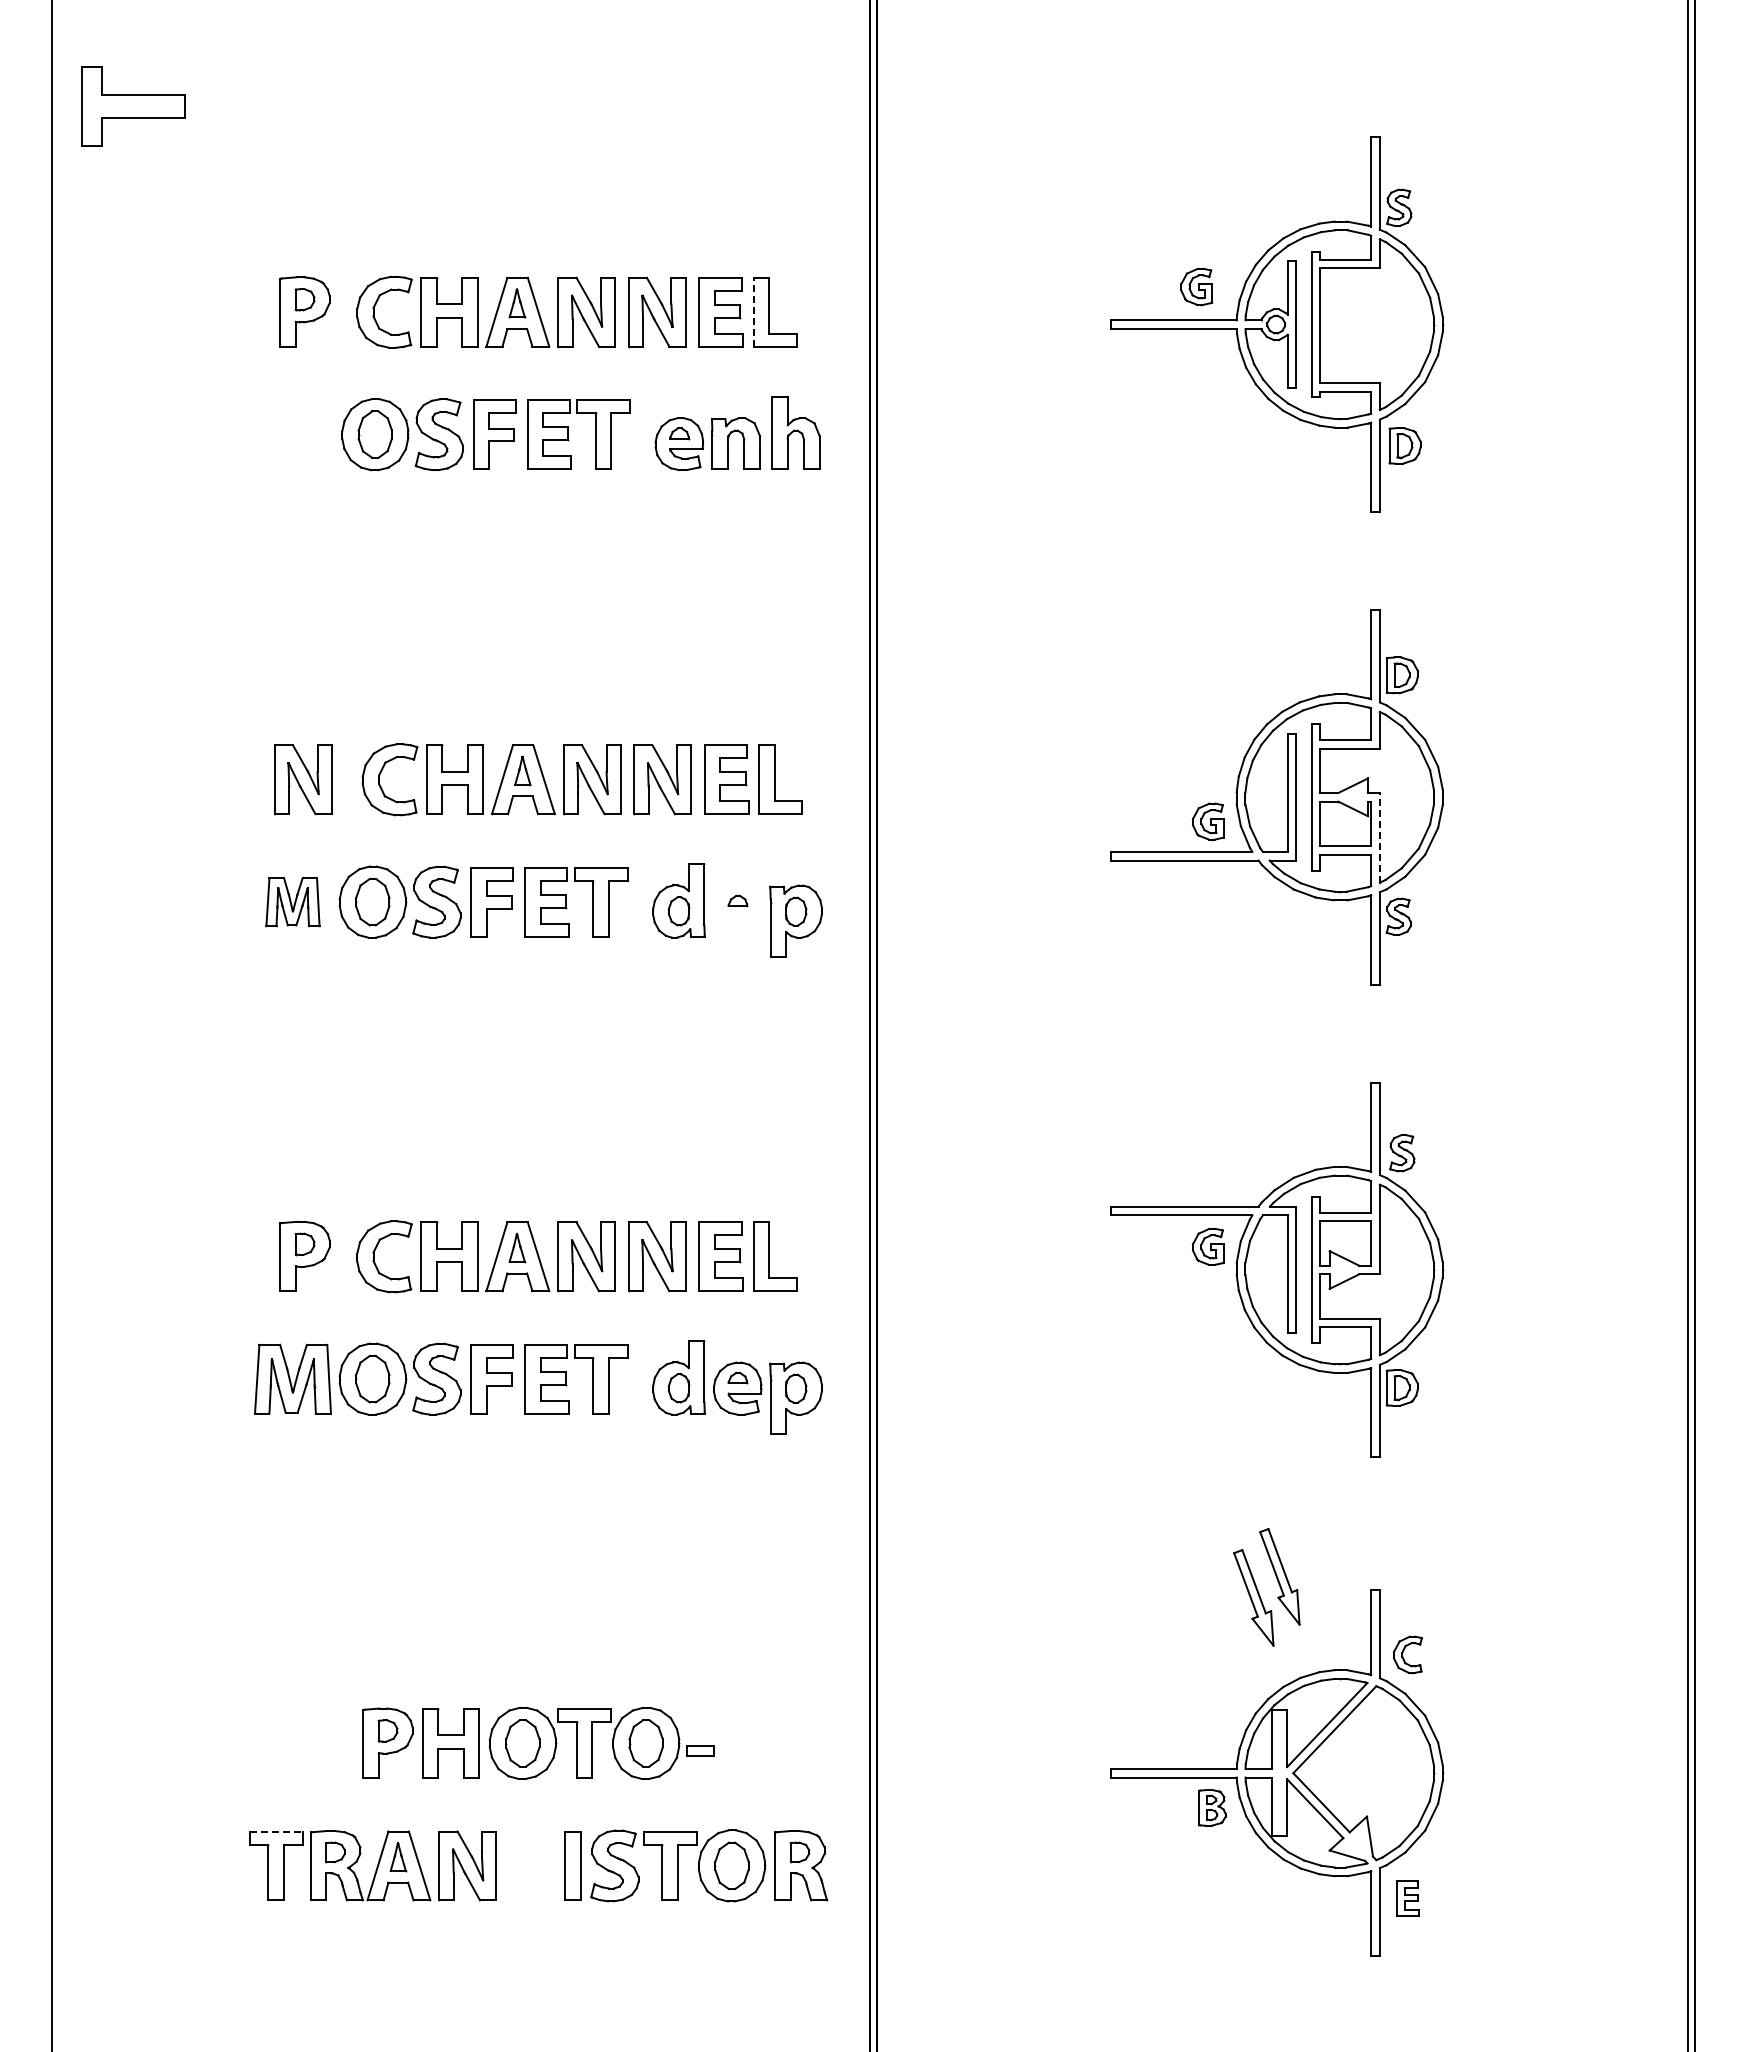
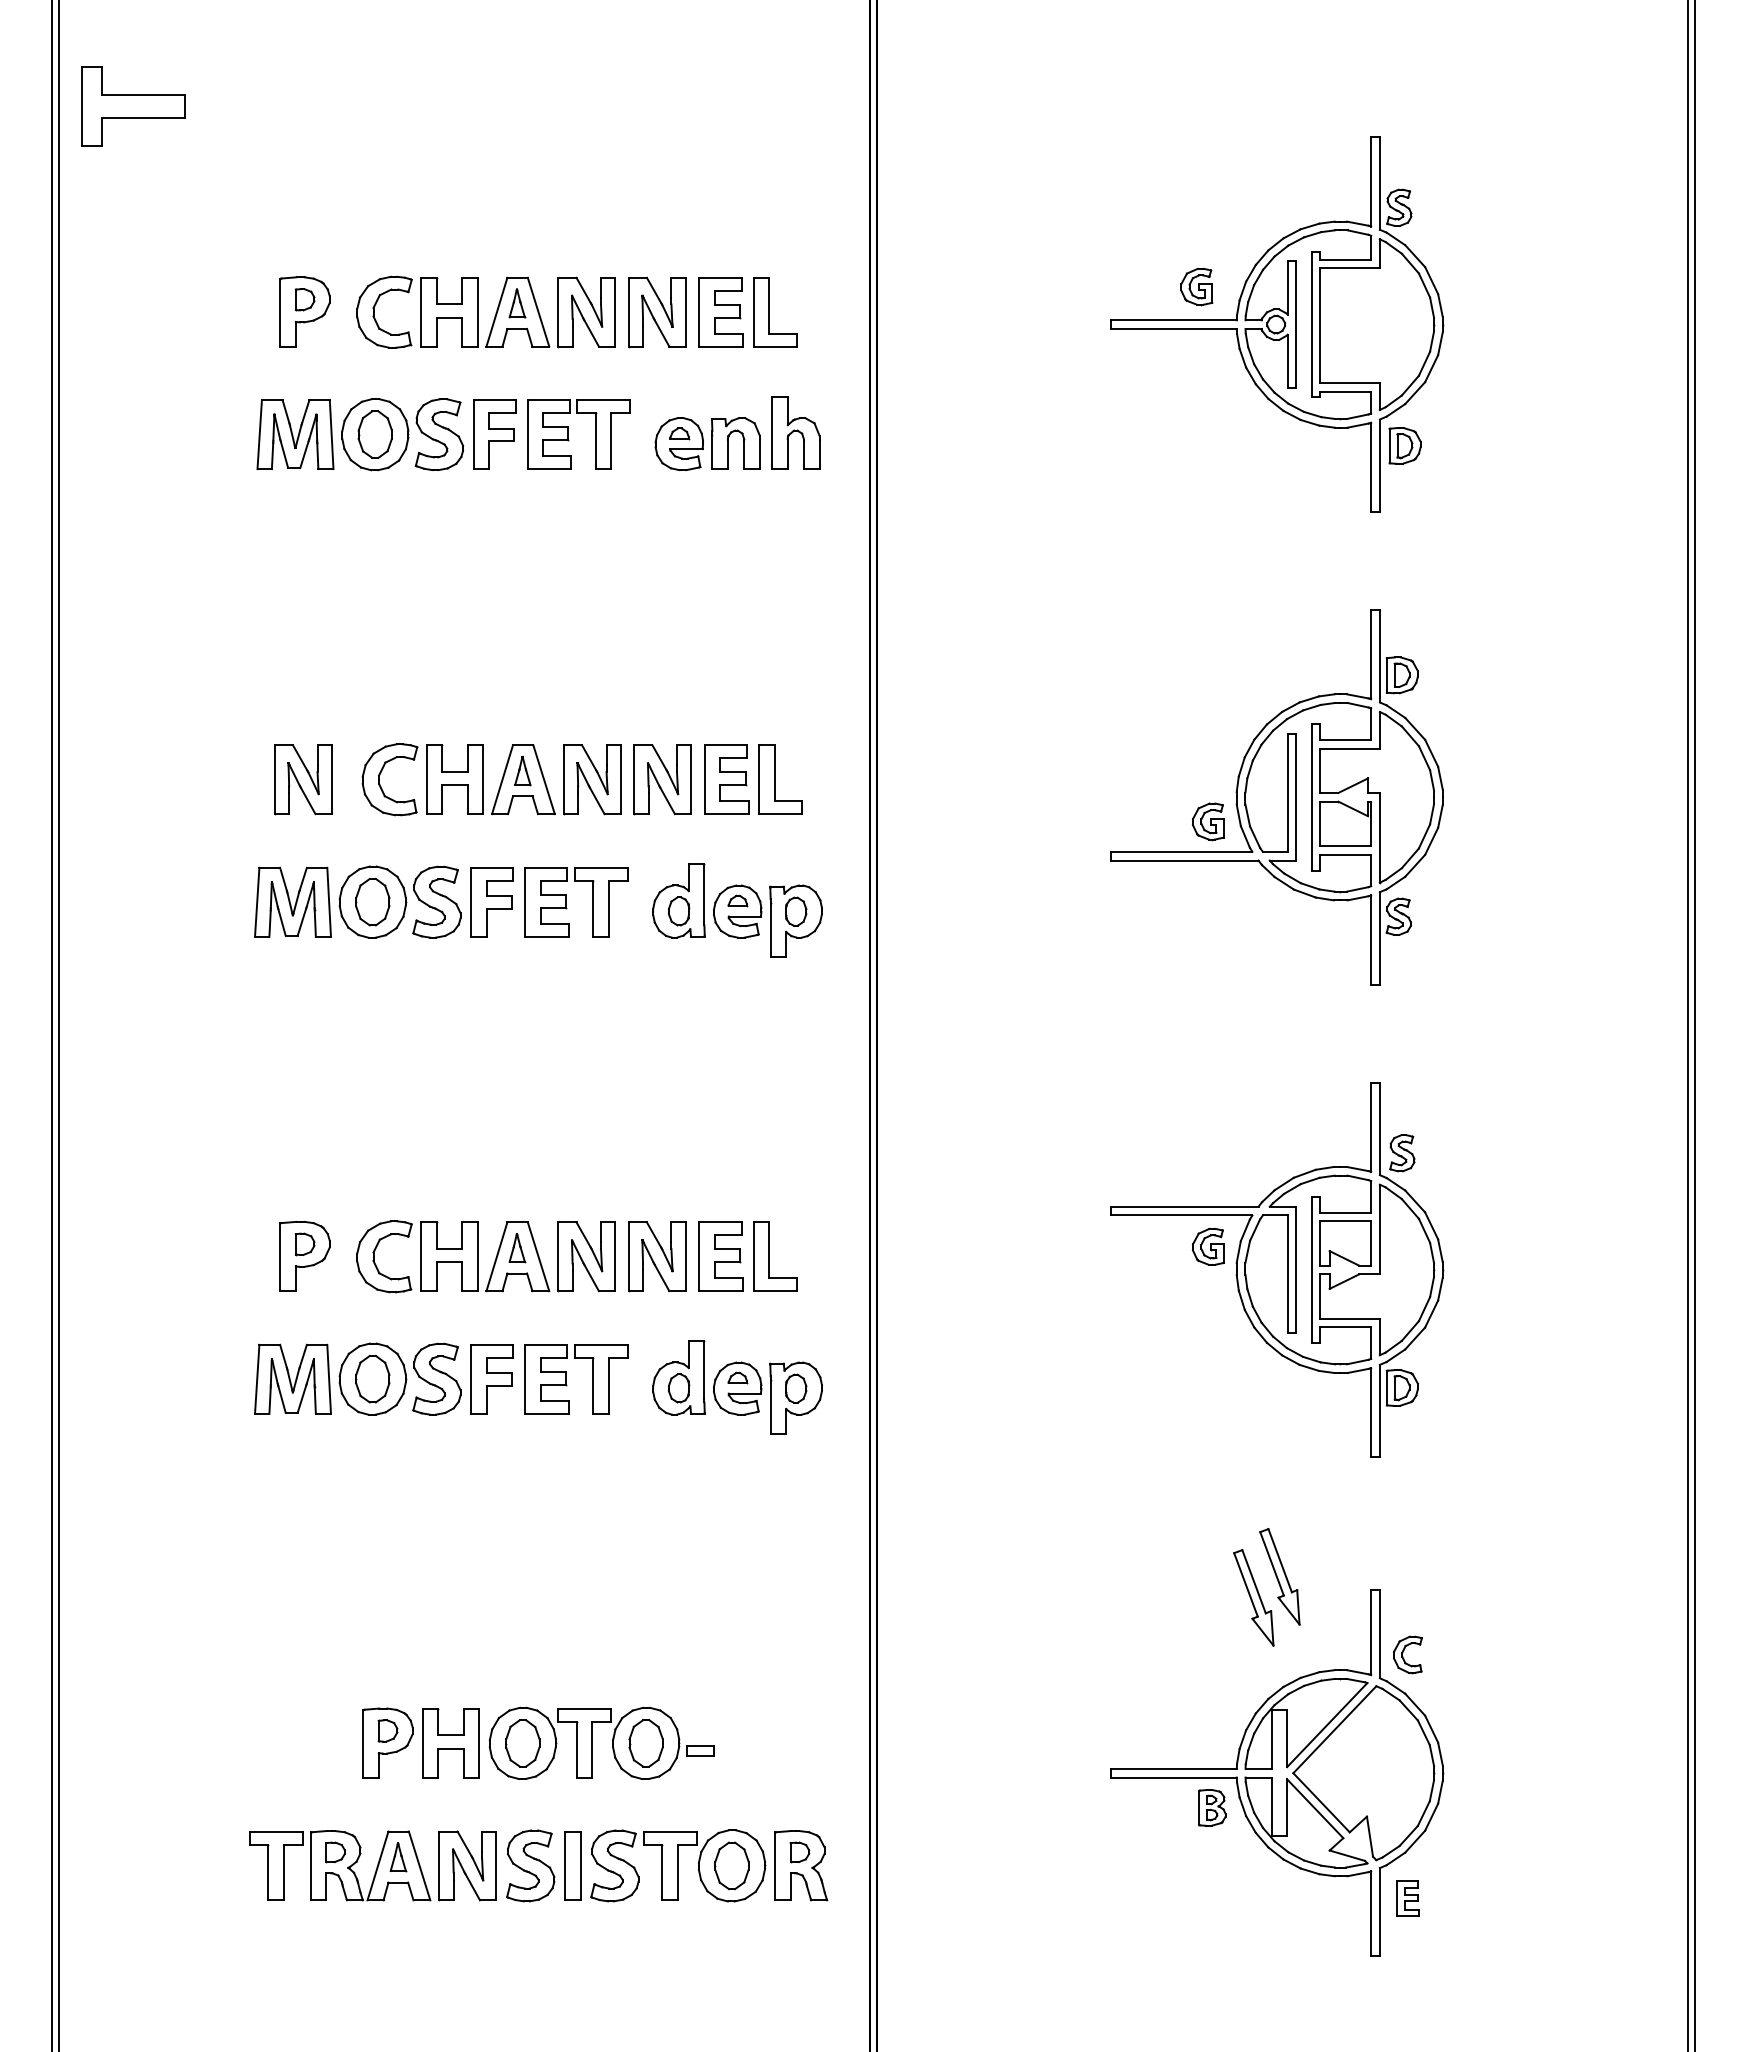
line: dashed -> solid (753, 311)
part: none -> present (295, 434)
line: dashed -> solid (1379, 837)
part size: 56x51 px -> 78x72 px (292, 901)
part: none -> present (737, 911)
line: none -> present (58, 1025)
line: dashed -> solid (276, 1831)
part: none -> present (530, 1865)
